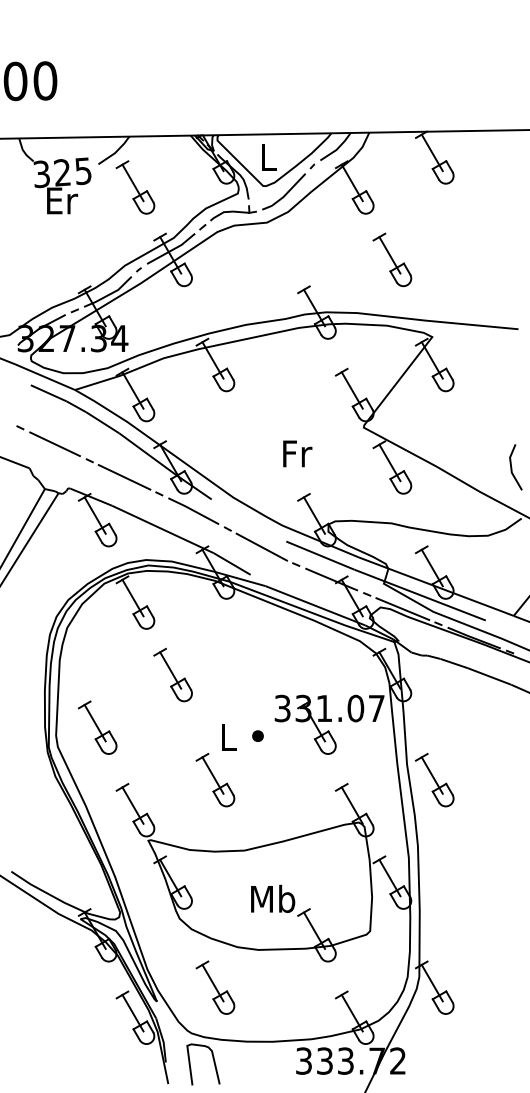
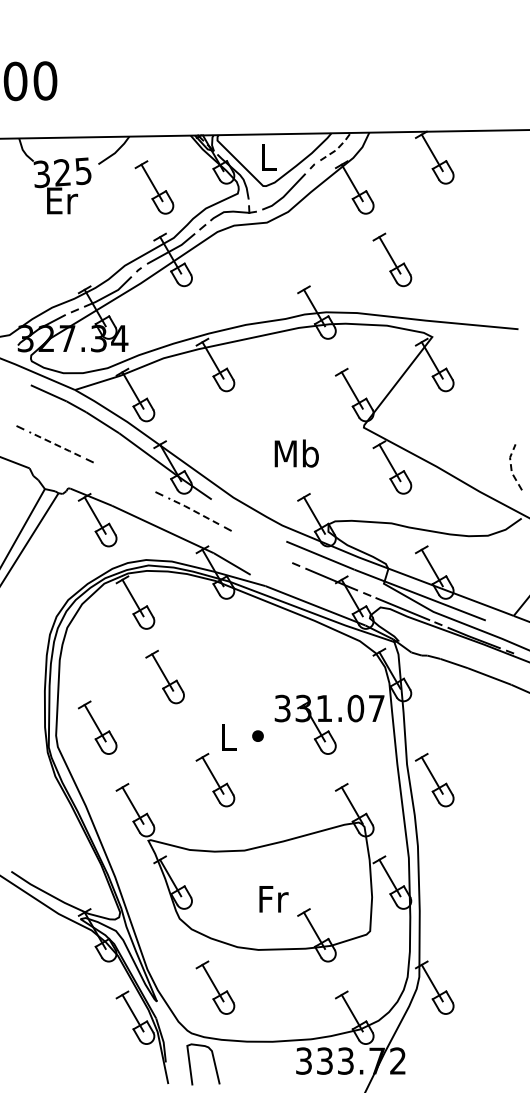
line: solid -> dashed (337, 148)
part position: (135, 187) -> (154, 187) (154, 187)
line: solid -> dashed (55, 444)
text: Fr -> Mb (296, 453)
line: solid -> dashed (511, 468)
line: present -> none (124, 477)
line: solid -> dashed (192, 510)
line: present -> none (261, 546)
part position: (172, 674) -> (164, 676) (164, 676)
text: Mb -> Fr (273, 898)
